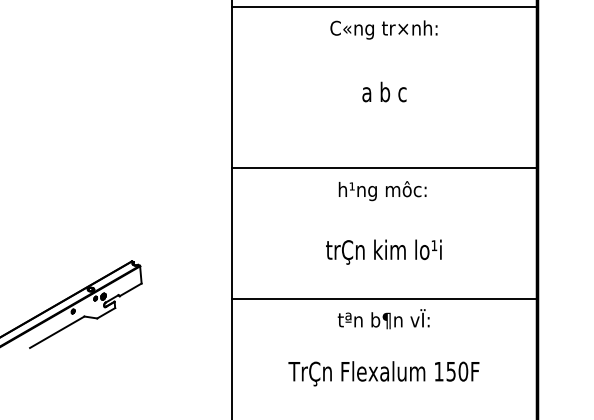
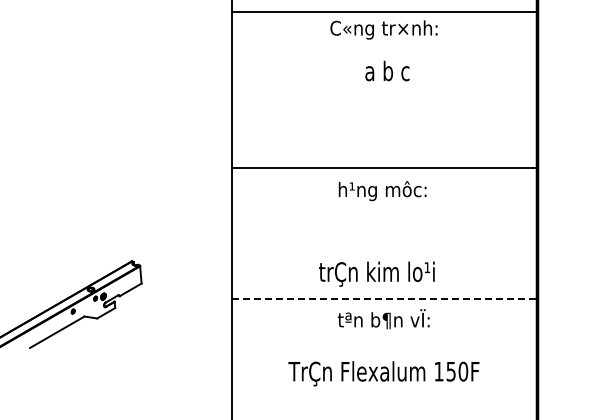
line position: (384, 6) -> (384, 11) (384, 11)
text position: (384, 91) -> (387, 70) (387, 70)
text position: (383, 251) -> (376, 273) (376, 273)
line: solid -> dashed (384, 298)
